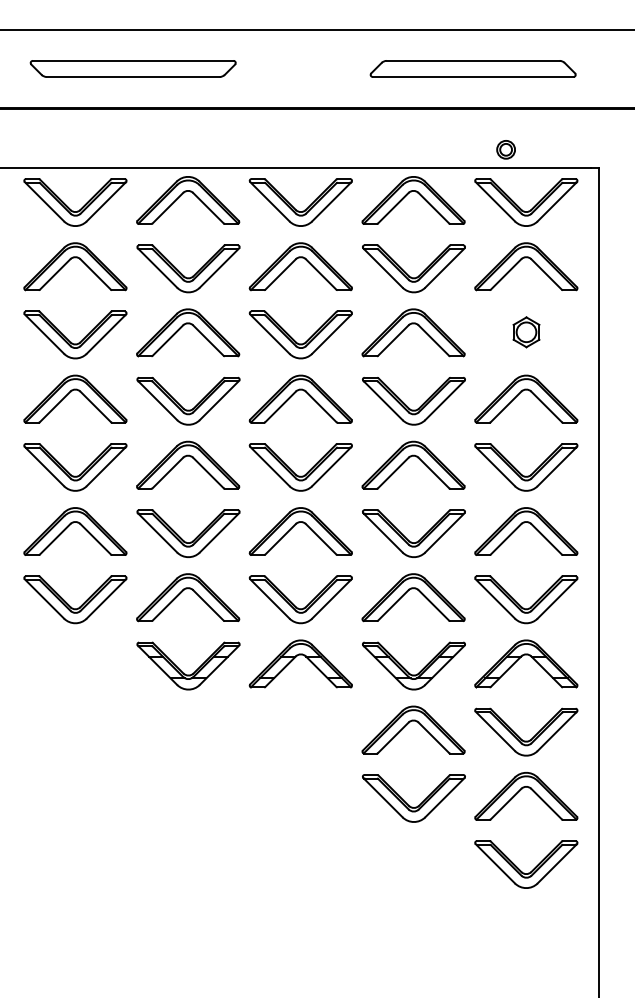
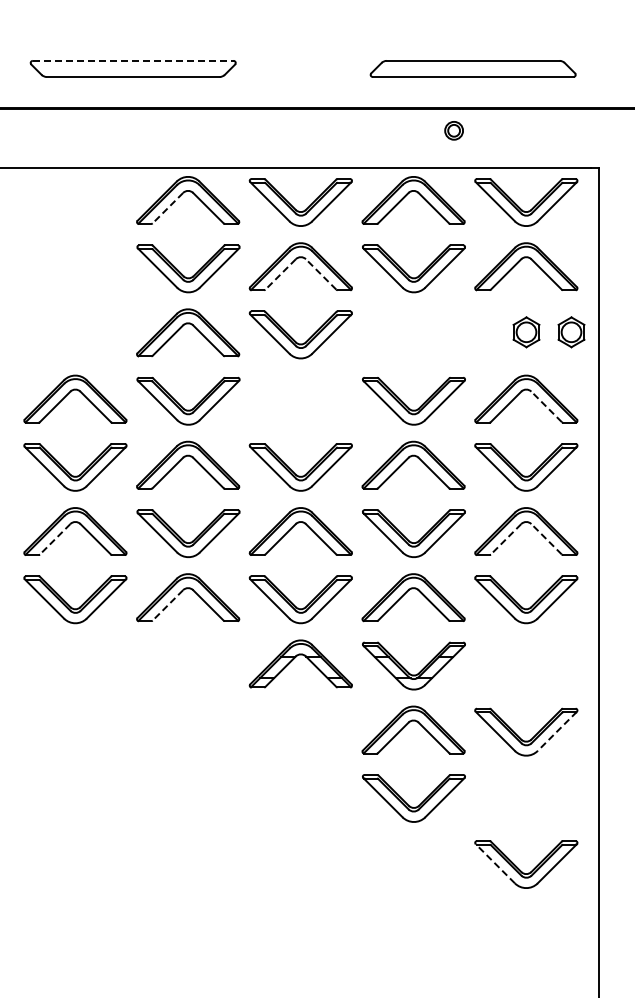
line: present -> none (316, 29)
line: solid -> dashed (133, 60)
part position: (505, 149) -> (453, 130) (453, 130)
part: present -> none (69, 207)
line: solid -> dashed (167, 208)
part: present -> none (70, 260)
line: solid -> dashed (280, 274)
line: solid -> dashed (320, 274)
part: present -> none (410, 325)
part: none -> present (571, 332)
part: present -> none (71, 341)
part: present -> none (295, 393)
line: solid -> dashed (546, 406)
line: solid -> dashed (546, 538)
line: solid -> dashed (54, 539)
line: solid -> dashed (505, 539)
line: solid -> dashed (167, 605)
part: present -> none (530, 657)
part: present -> none (182, 671)
line: solid -> dashed (557, 731)
part: present -> none (521, 790)
line: solid -> dashed (495, 863)
